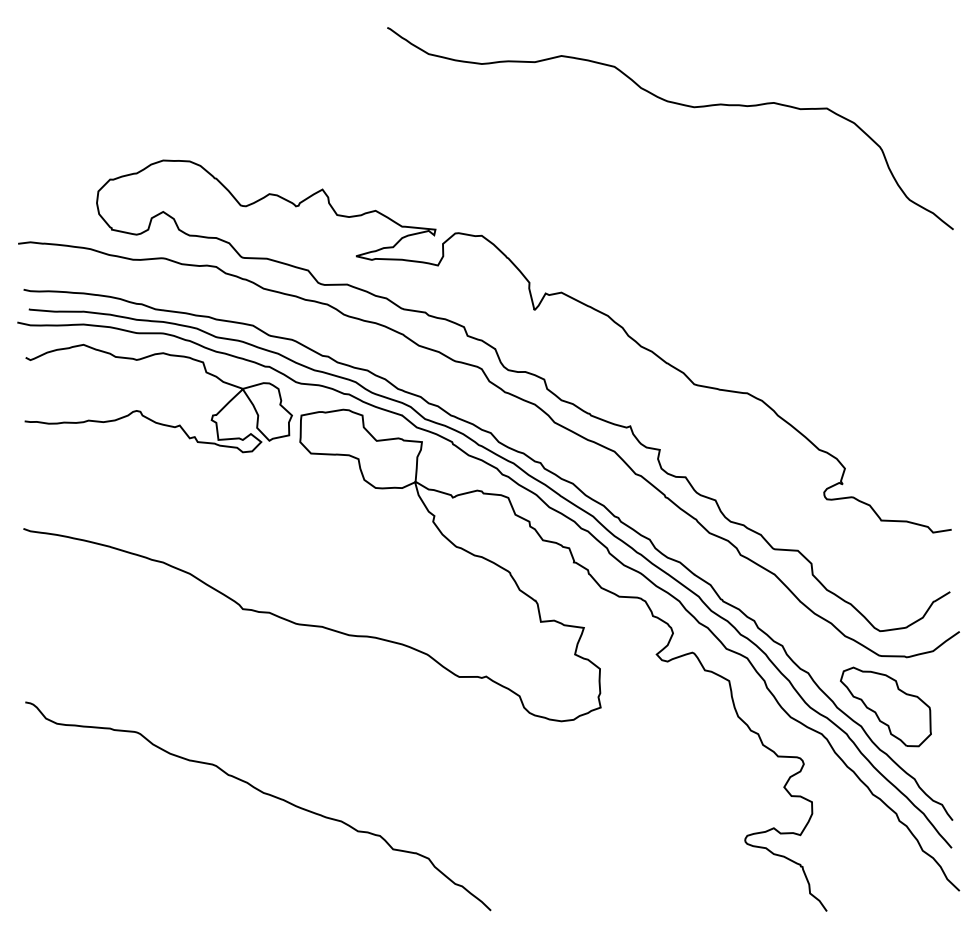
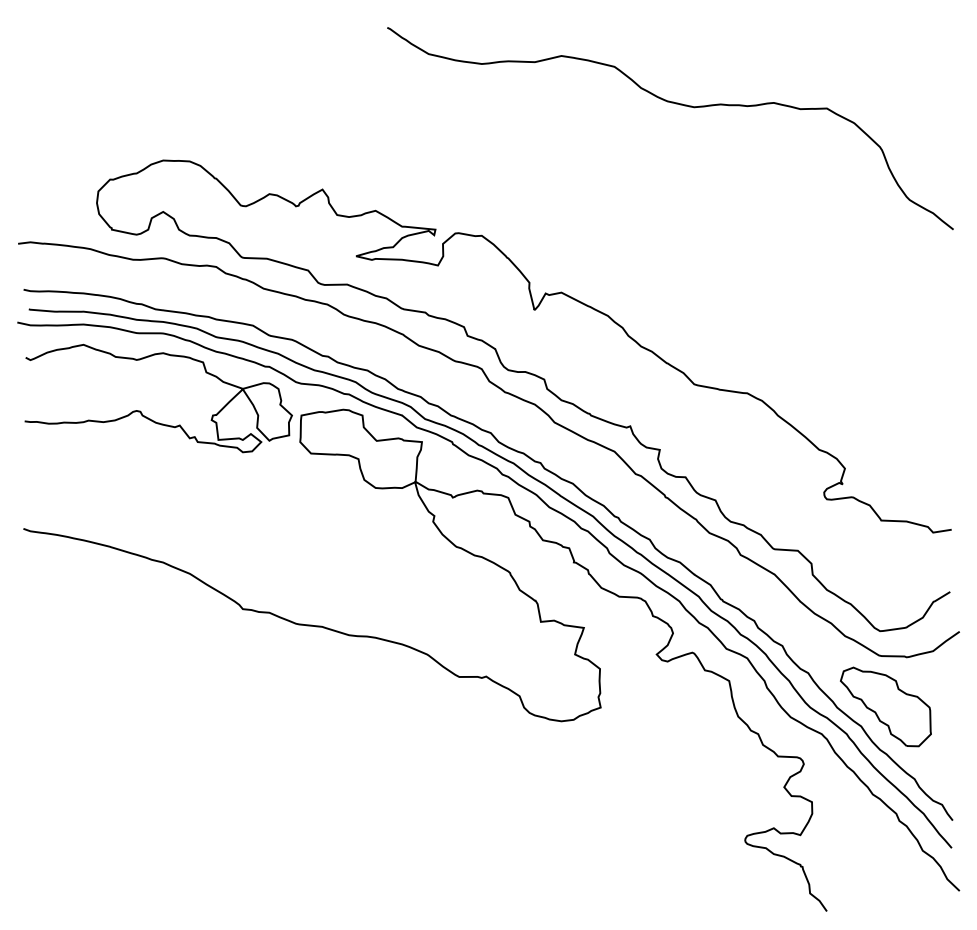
curve: present -> none (264, 794)
